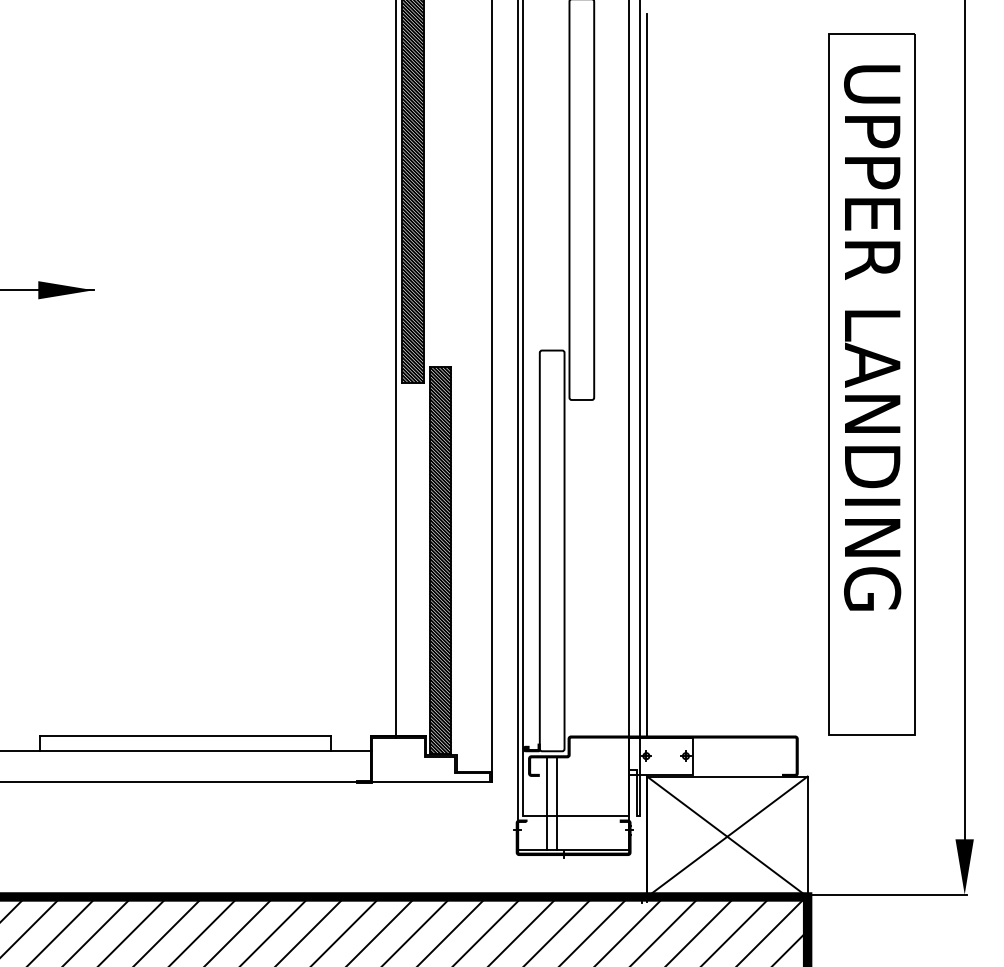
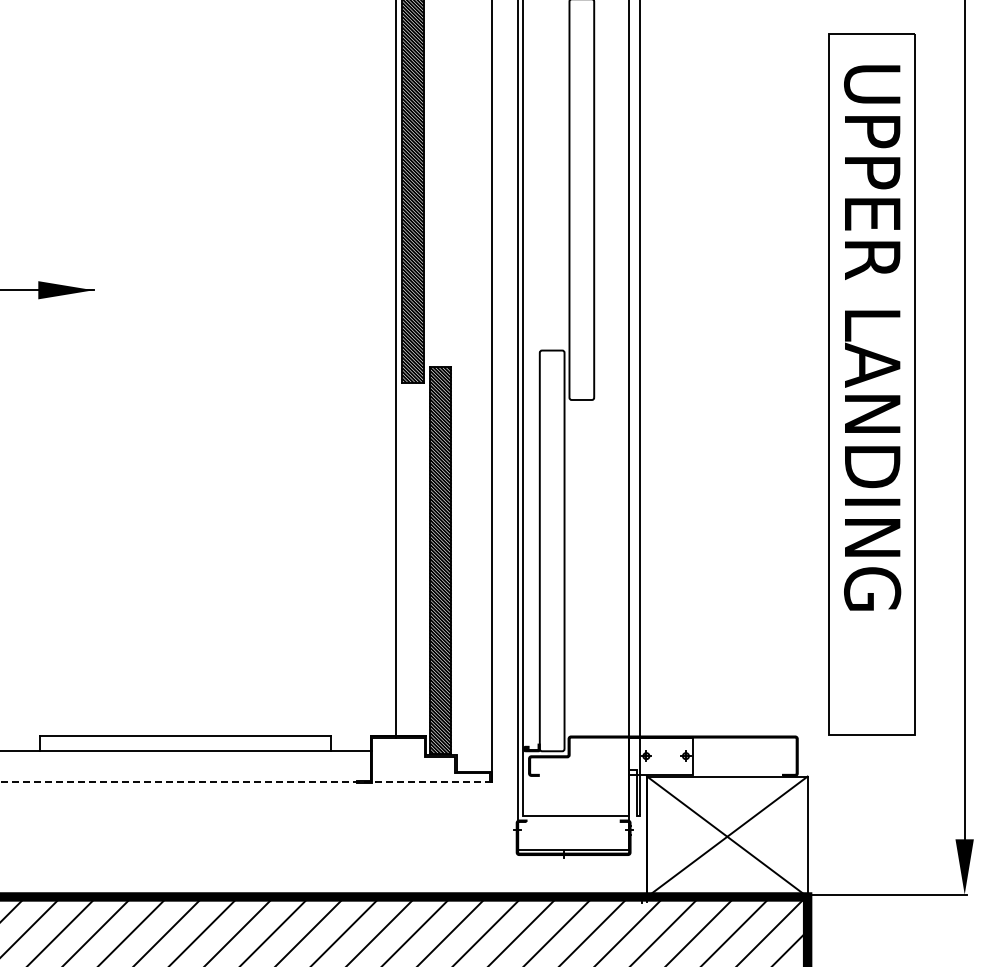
line: present -> none (647, 375)
line: solid -> dashed (246, 781)
line: present -> none (547, 803)
line: present -> none (557, 803)
